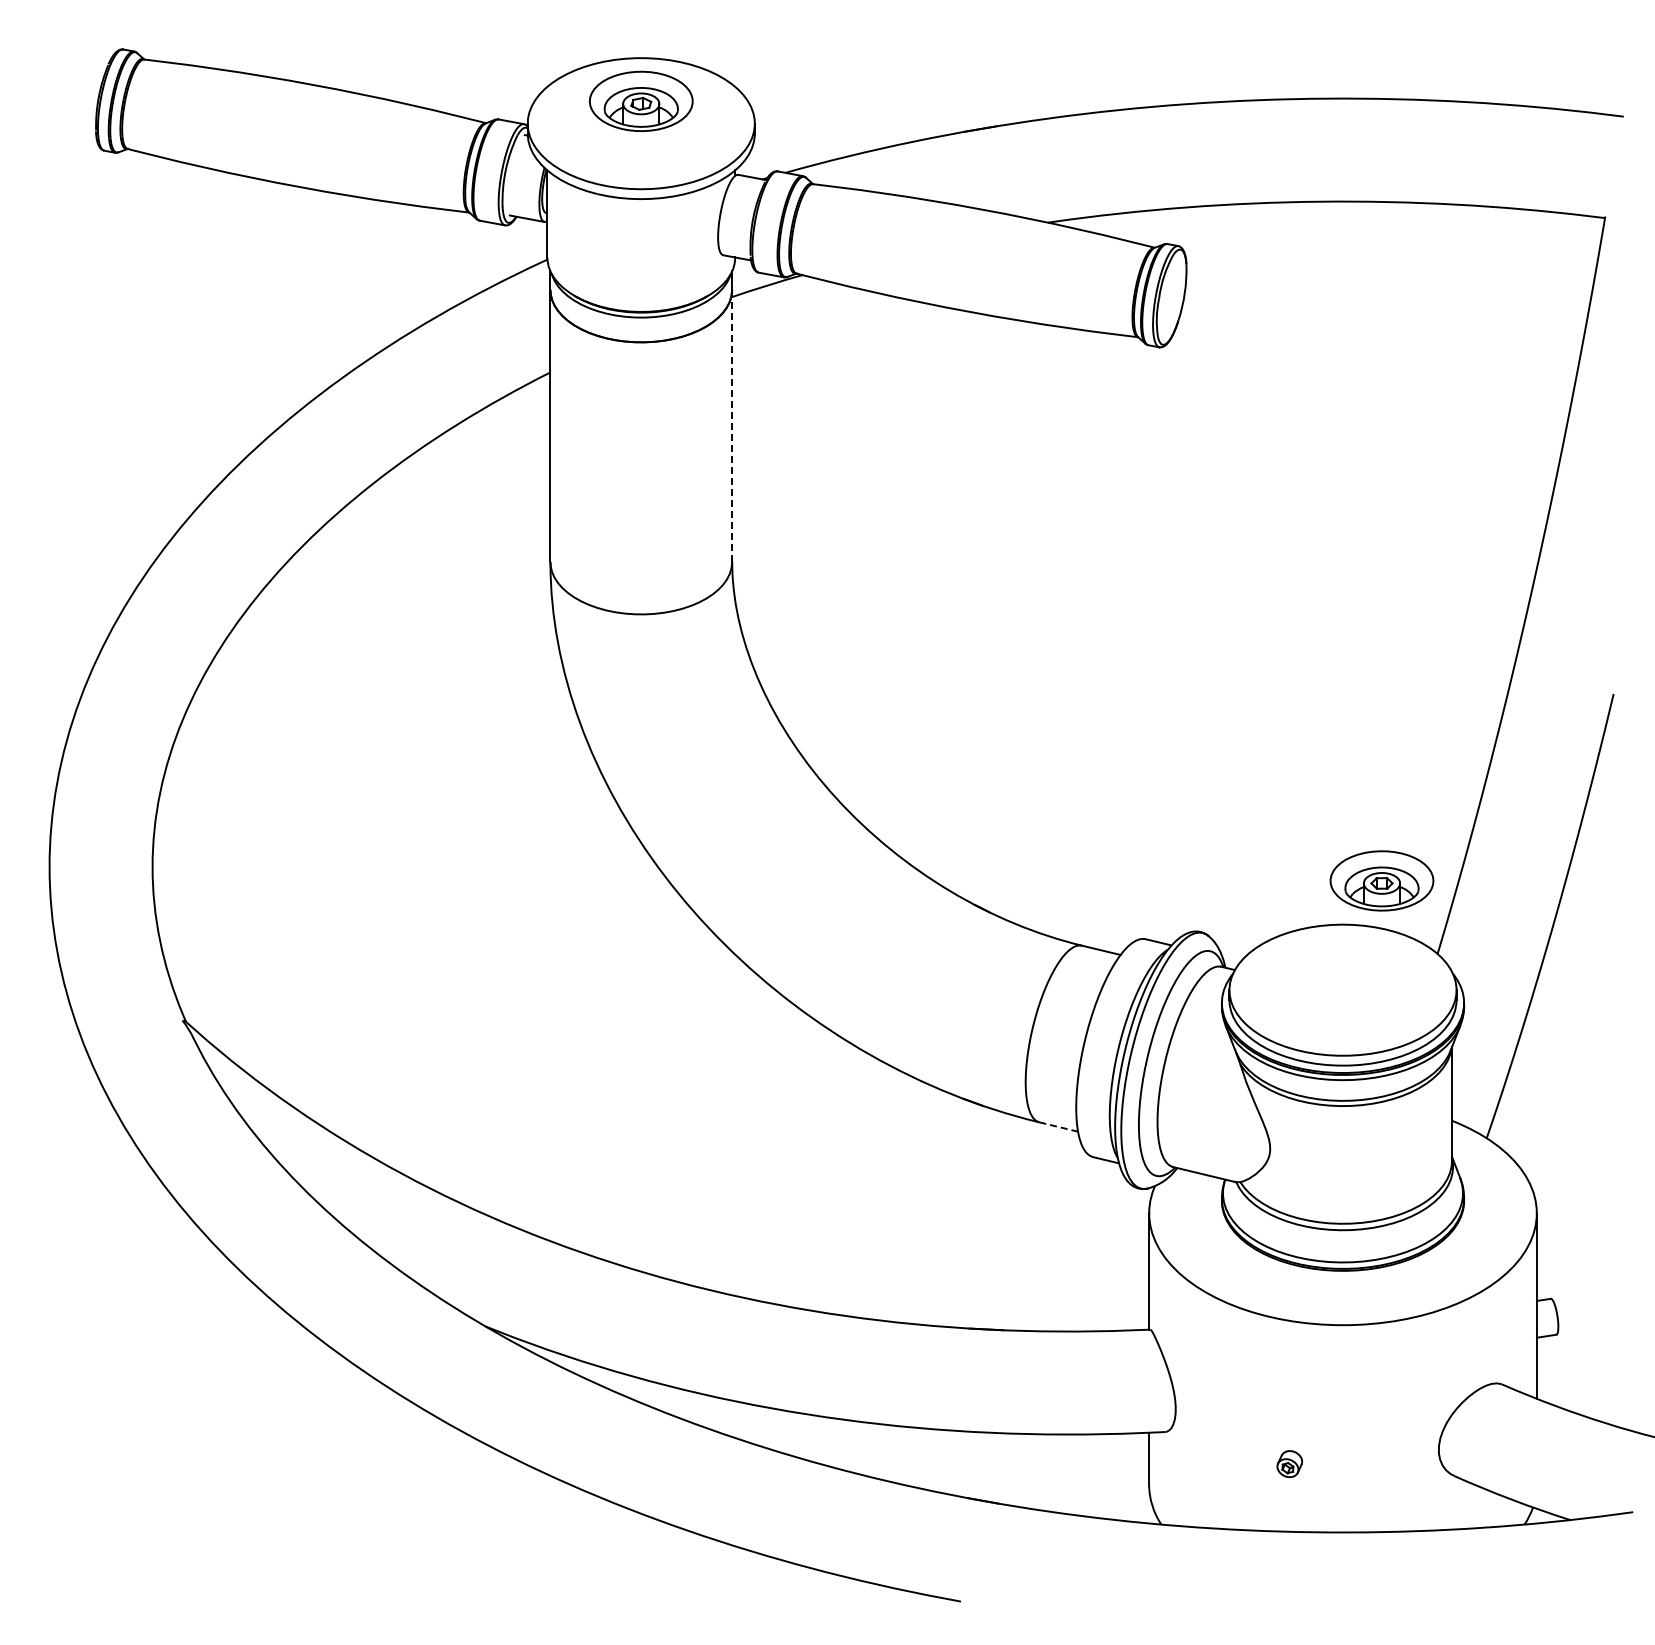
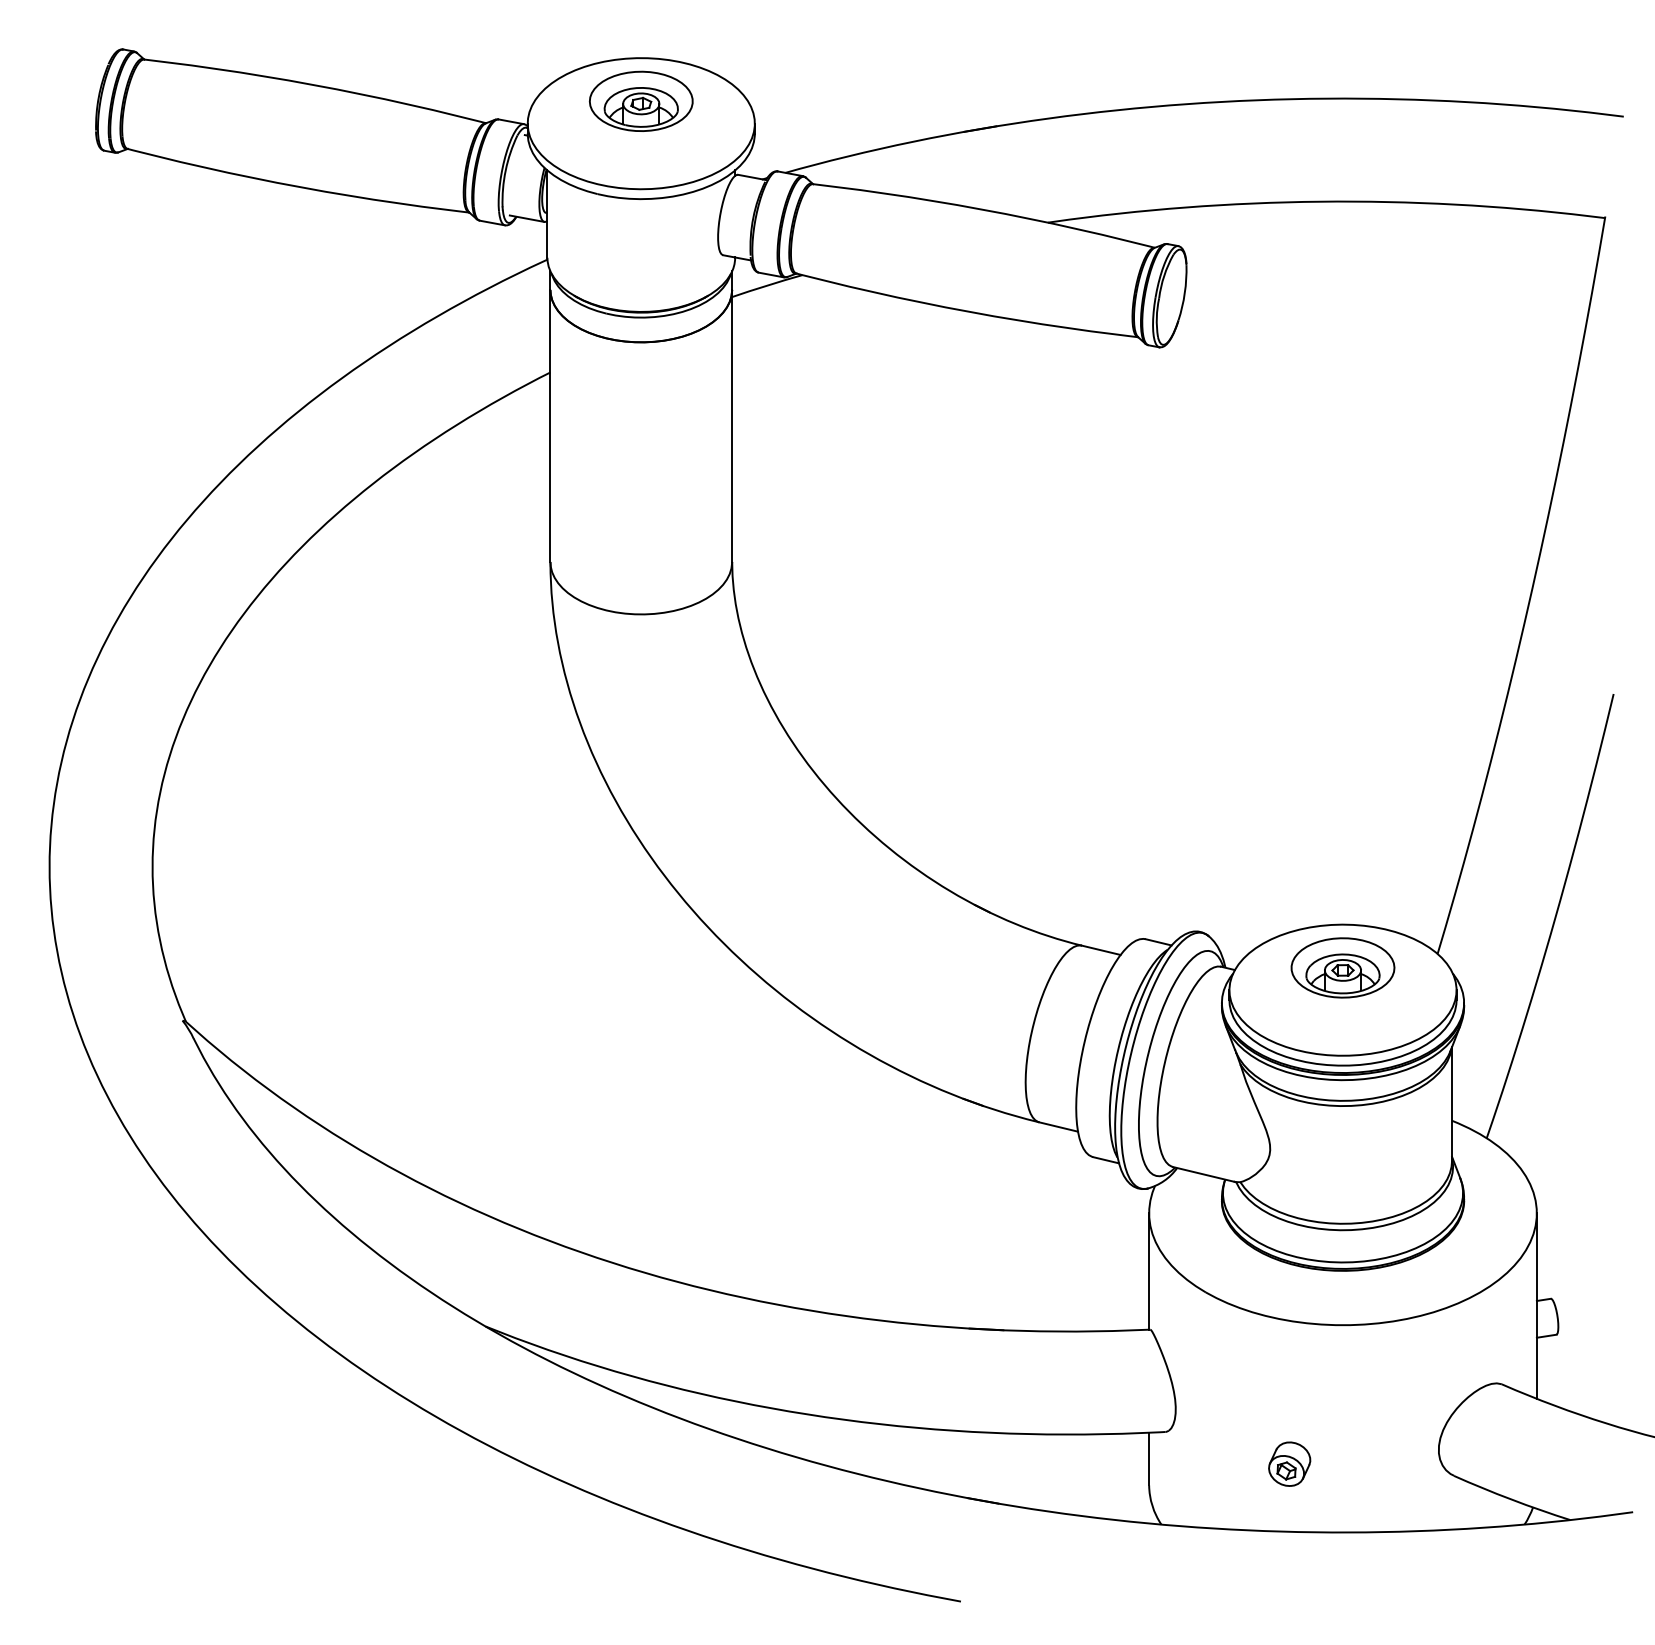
line: dashed -> solid (732, 425)
part position: (1381, 880) -> (1342, 967) (1342, 967)
line: dashed -> solid (1058, 1127)
part size: 28x29 px -> 44x46 px (1289, 1463)
